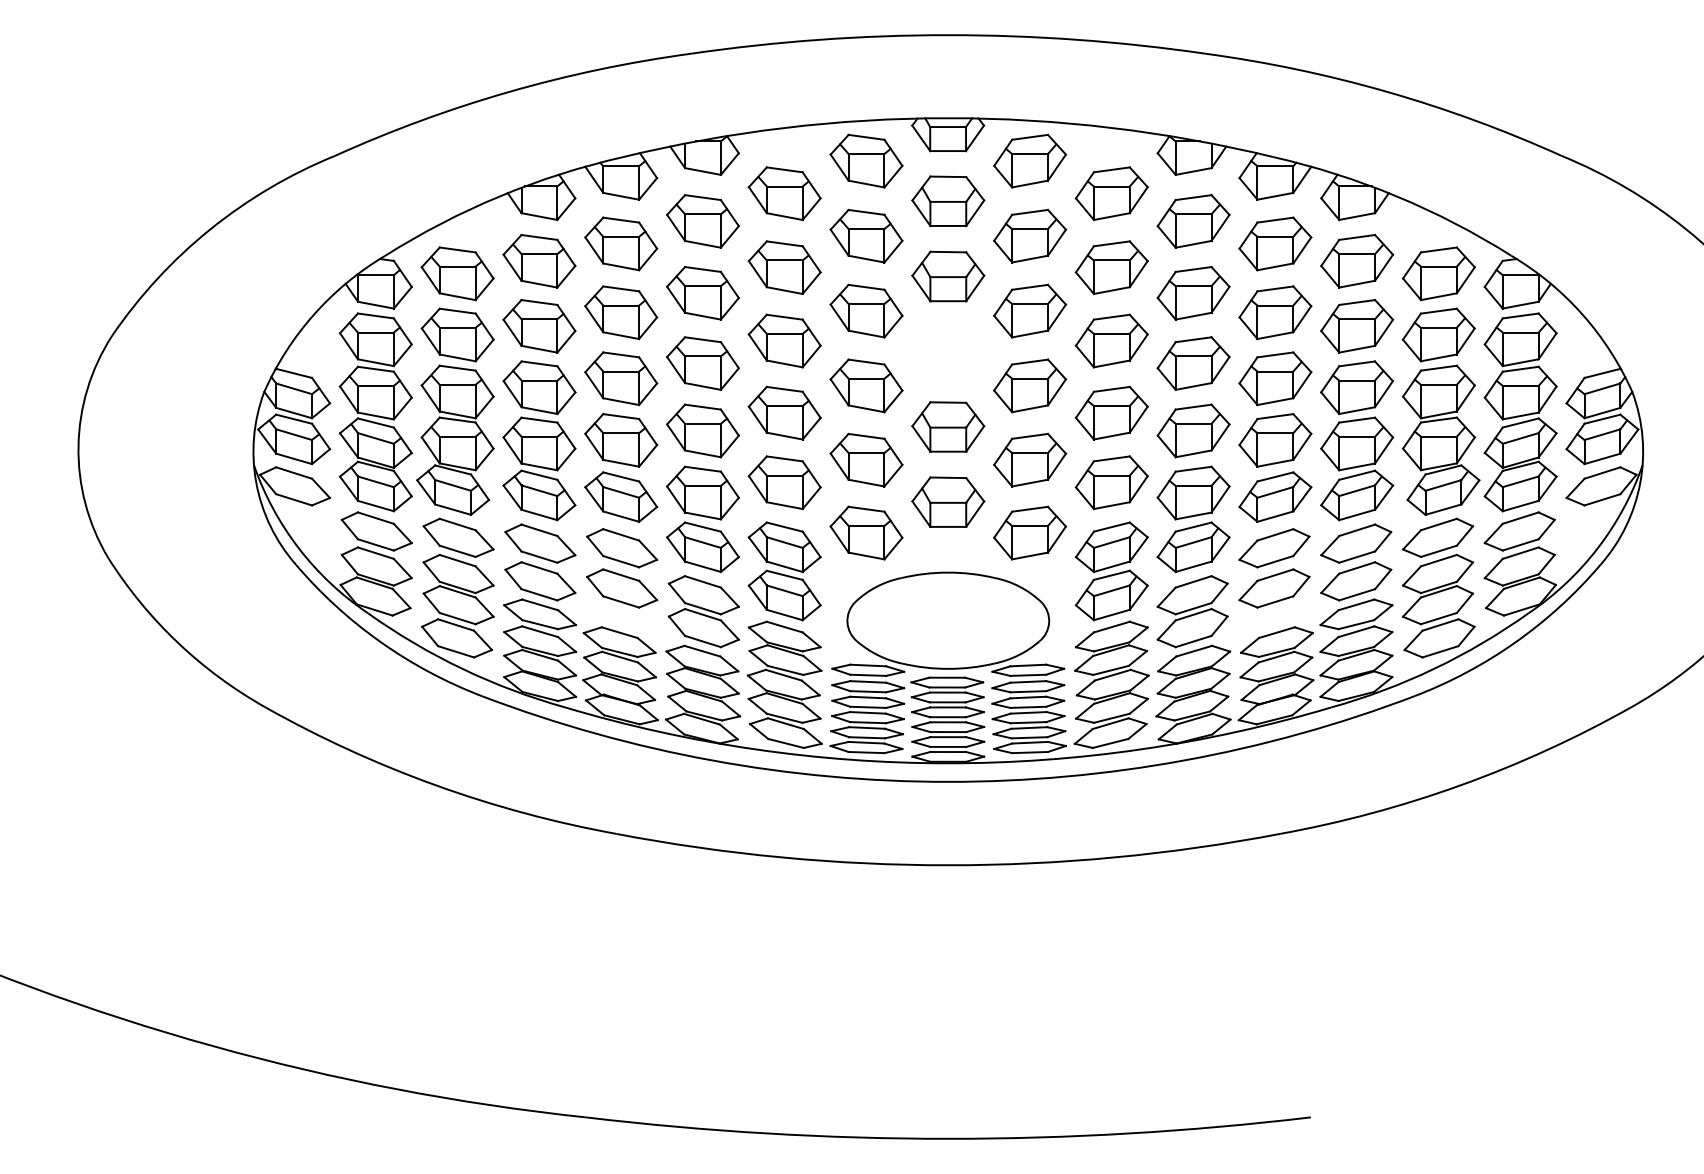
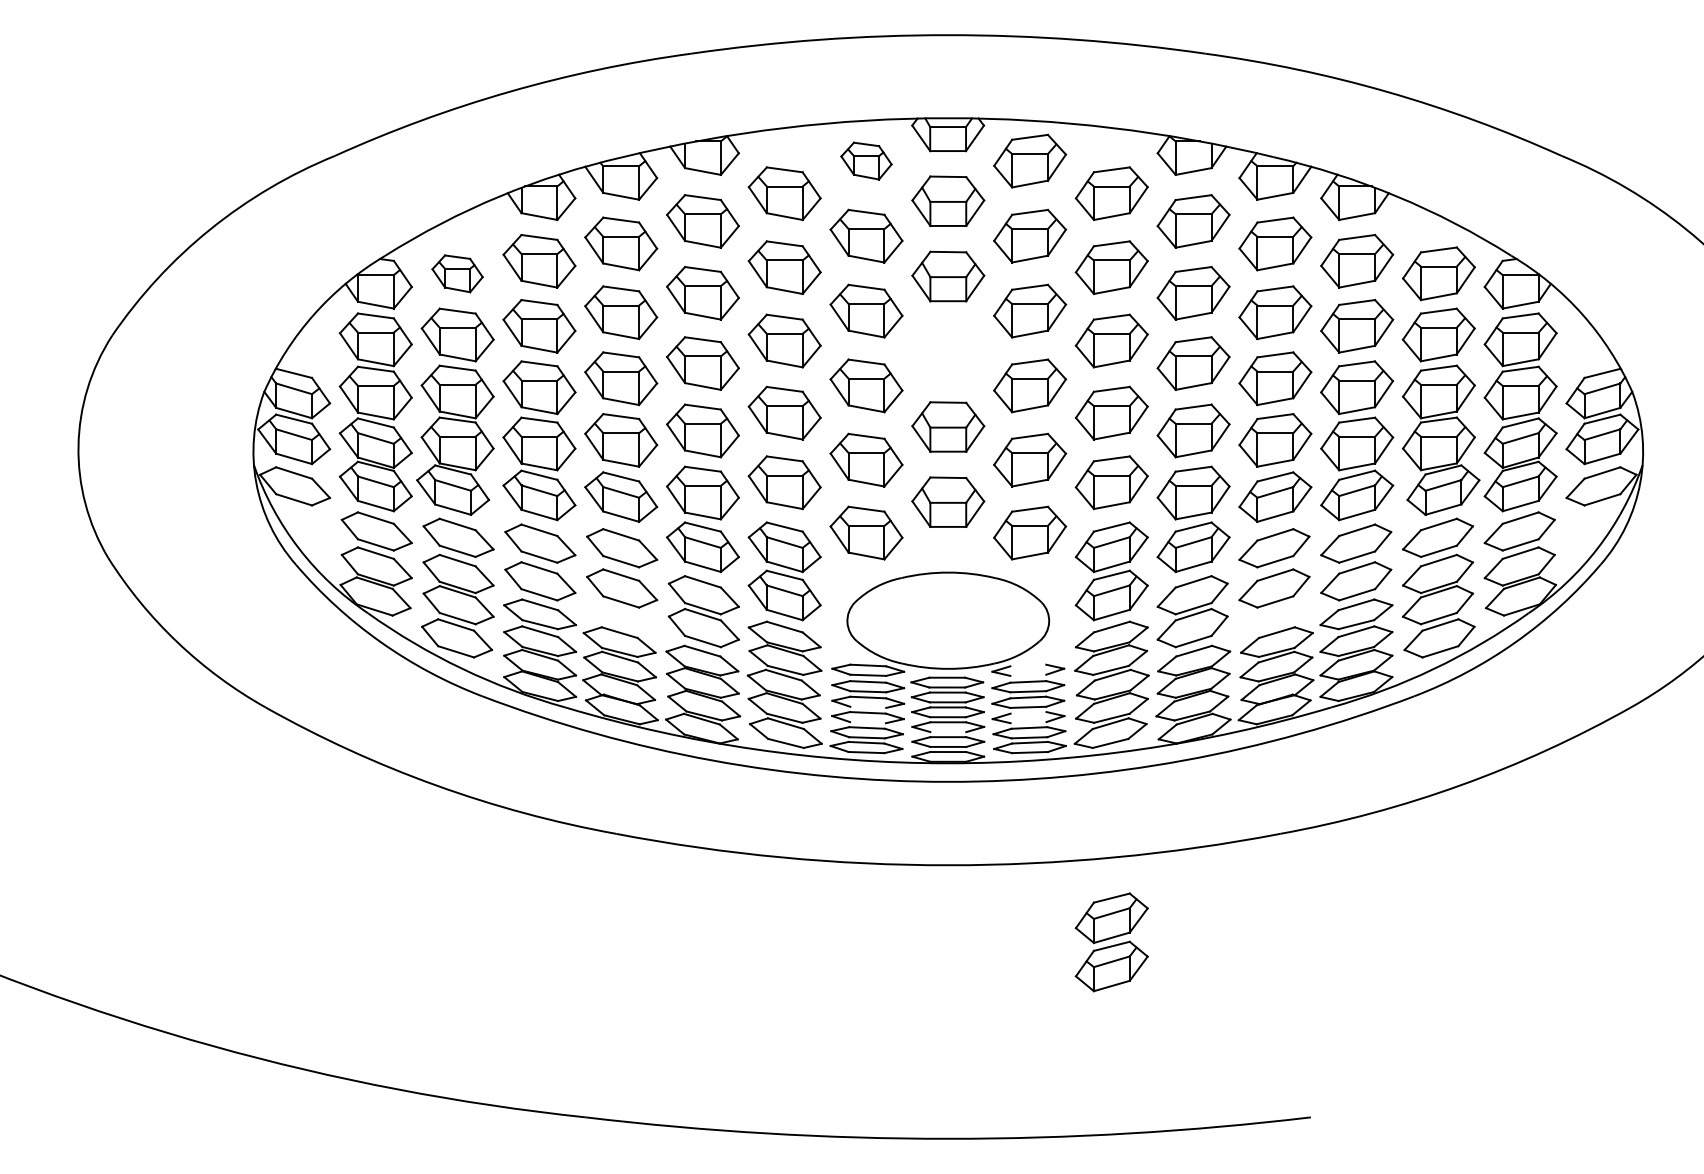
part size: 75x56 px -> 53x40 px (866, 160)
part size: 75x56 px -> 53x40 px (457, 273)
line: present -> none (1028, 665)
line: present -> none (1028, 674)
line: present -> none (868, 706)
line: present -> none (1028, 712)
line: present -> none (867, 722)
line: present -> none (1028, 722)
line: present -> none (948, 732)
part: none -> present (1111, 942)
